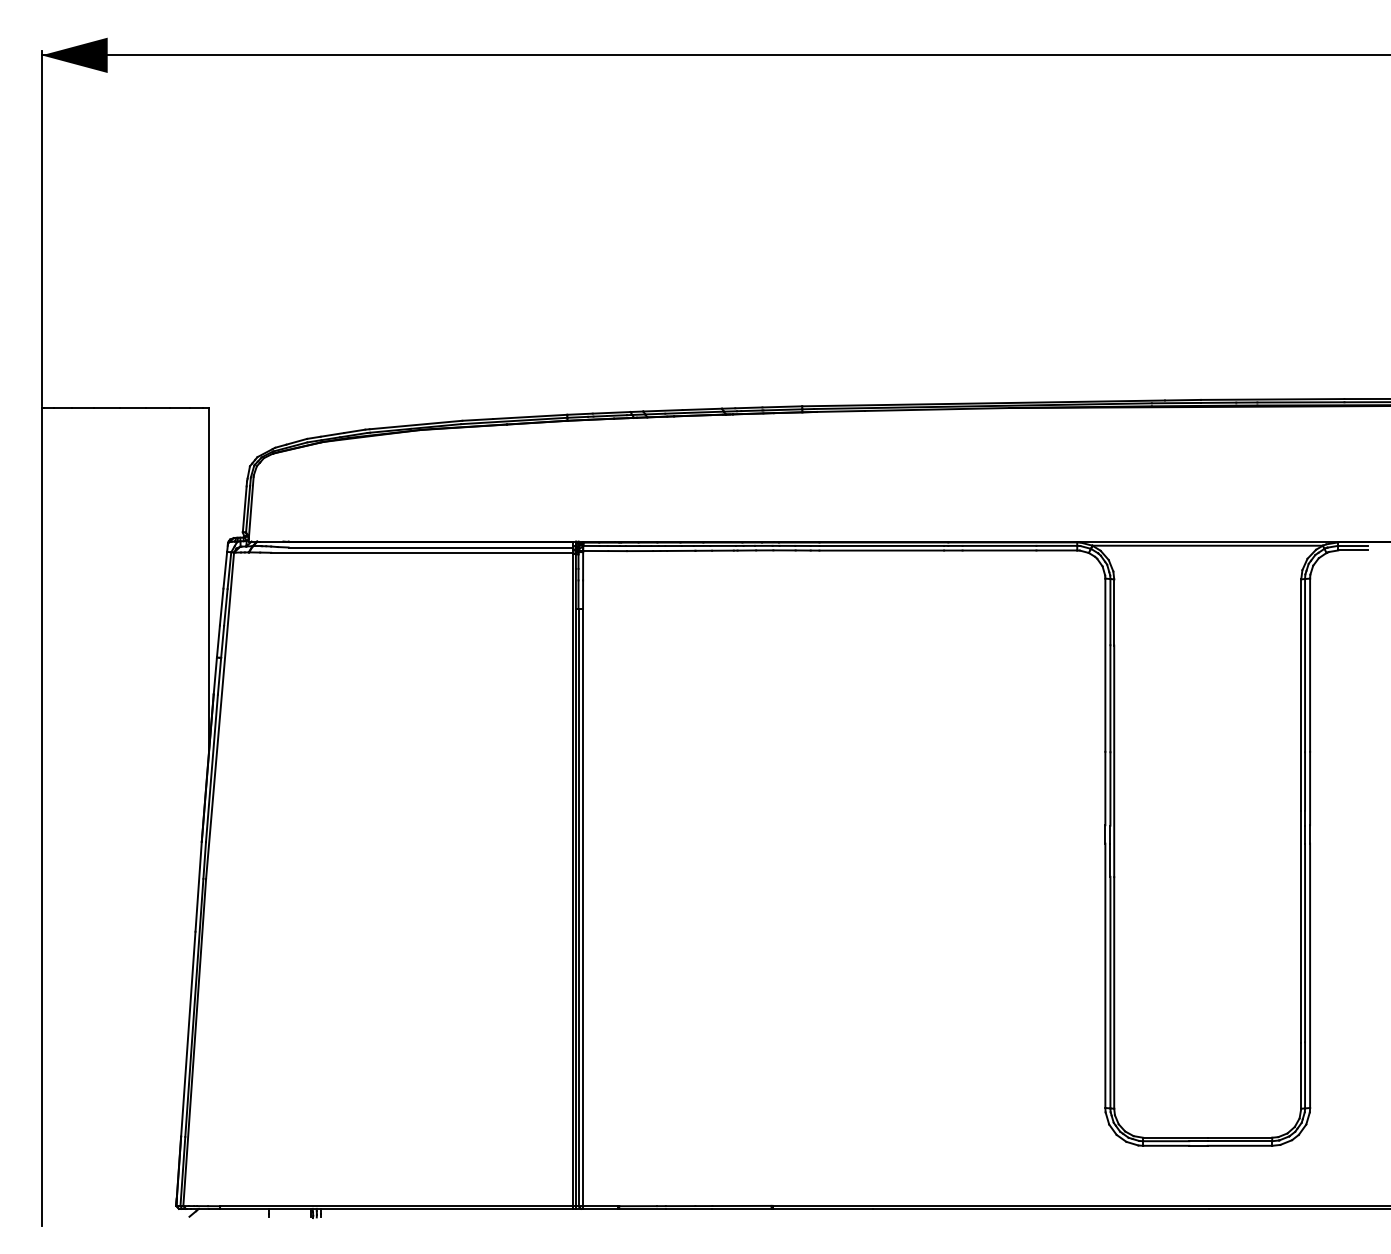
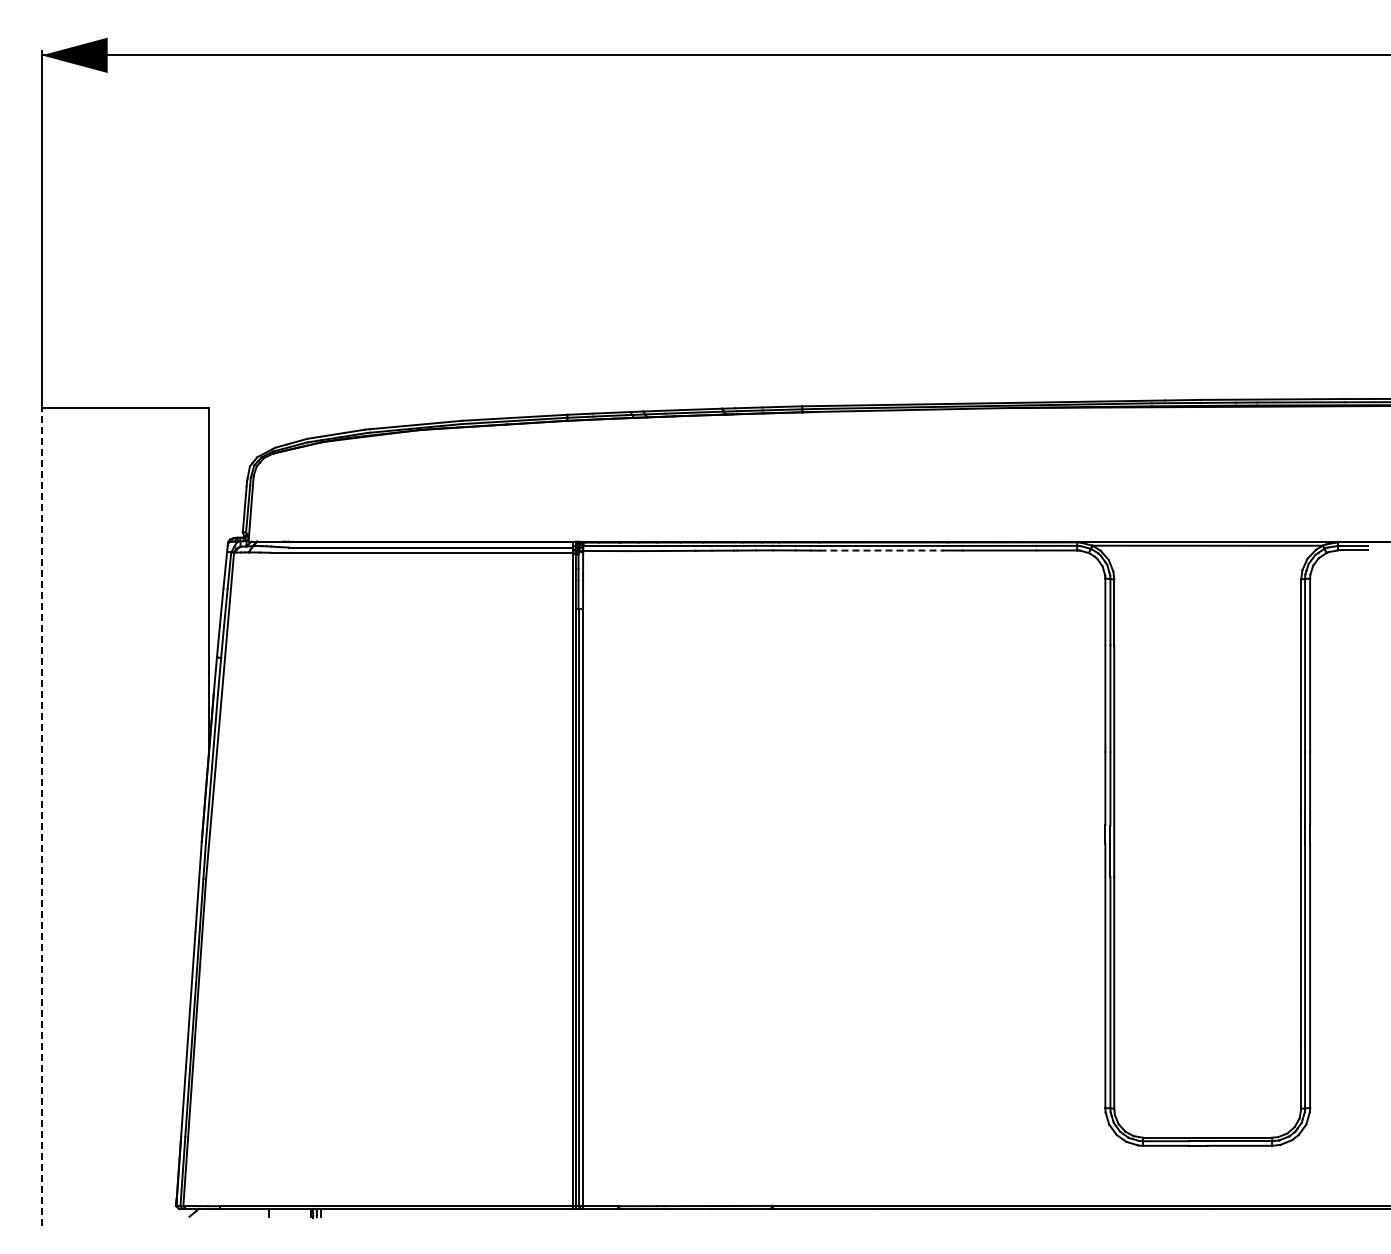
line: solid -> dashed (882, 550)
line: solid -> dashed (41, 817)
